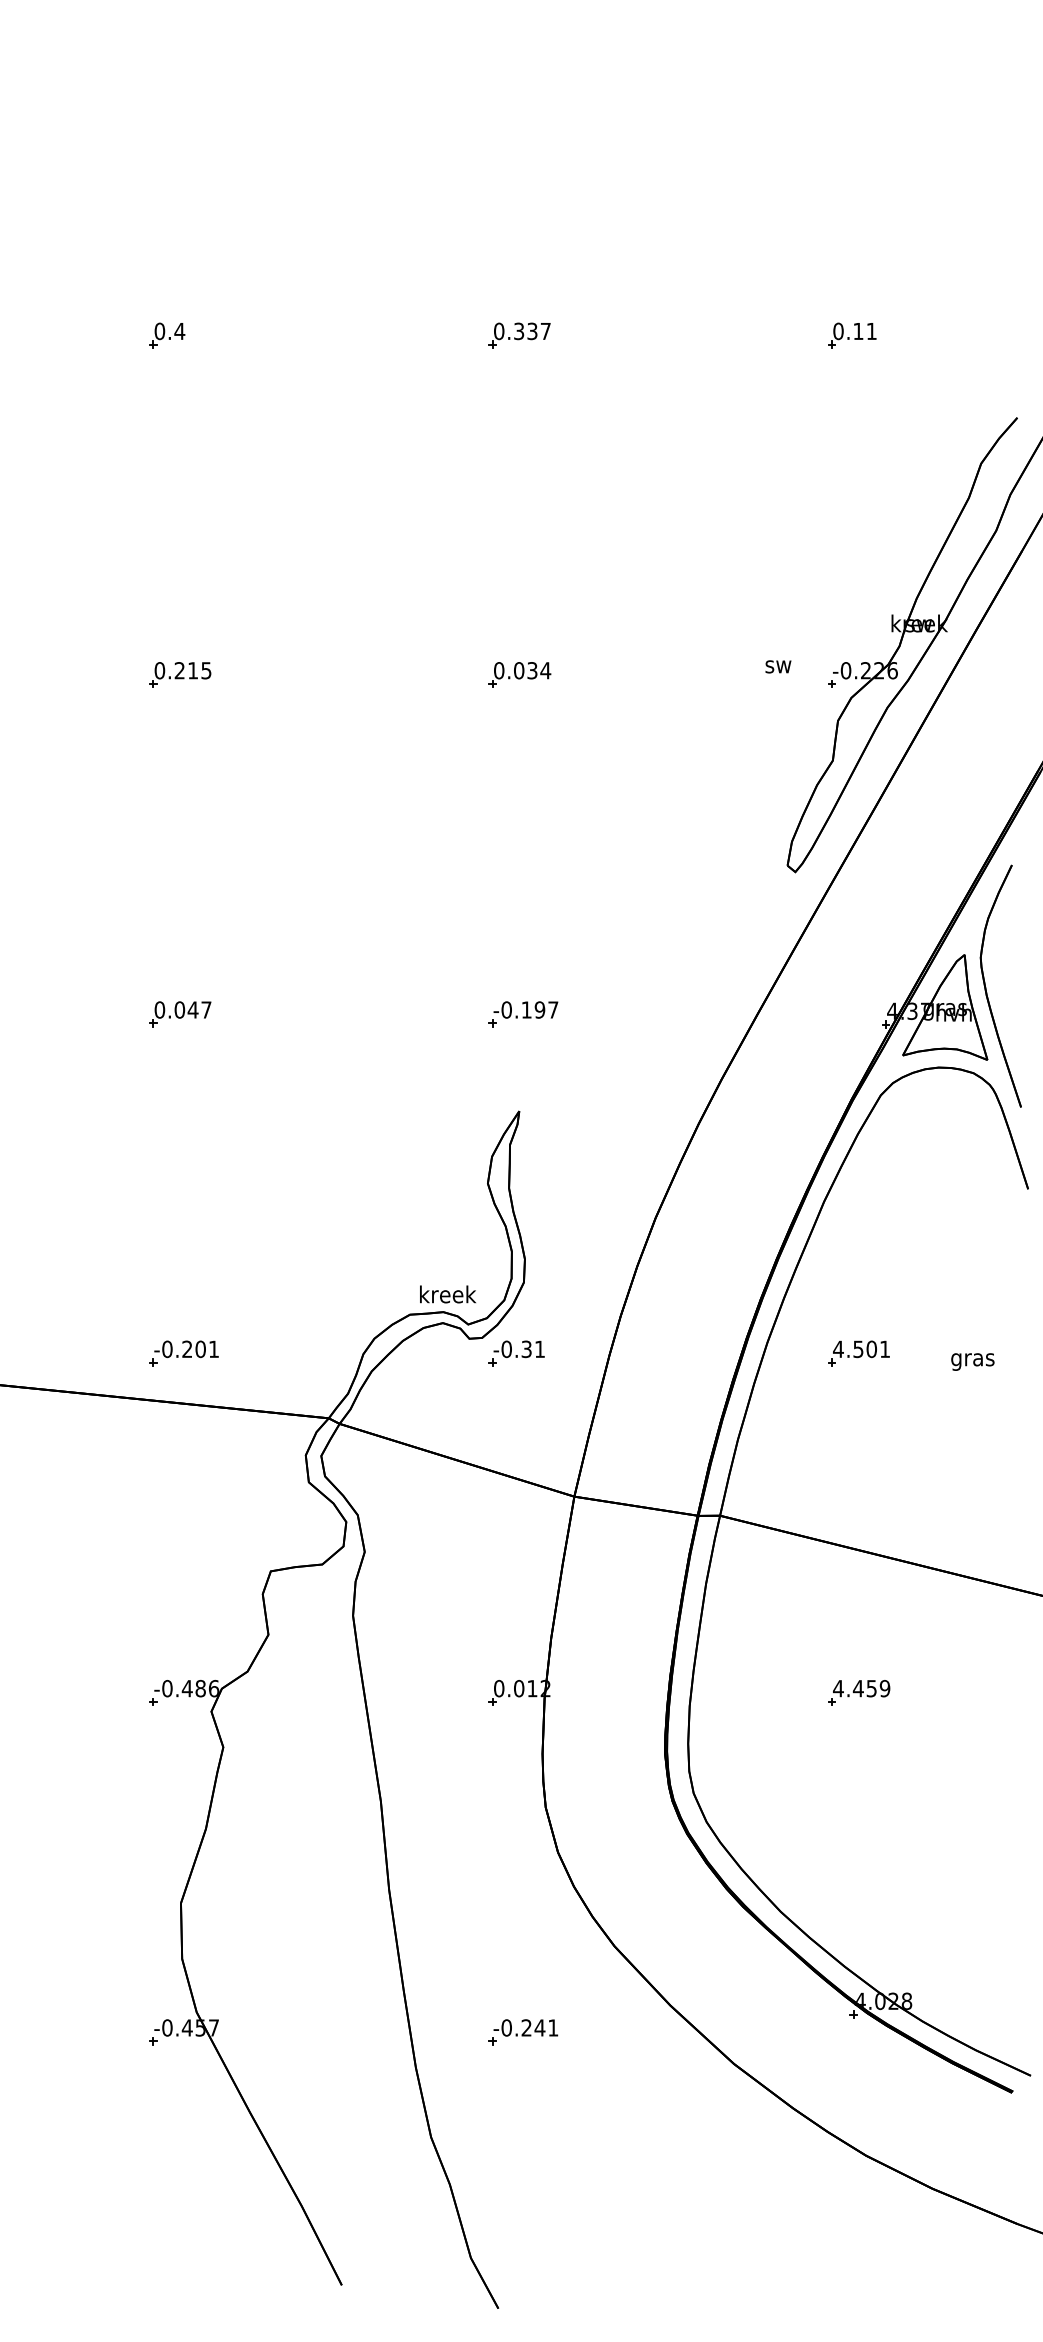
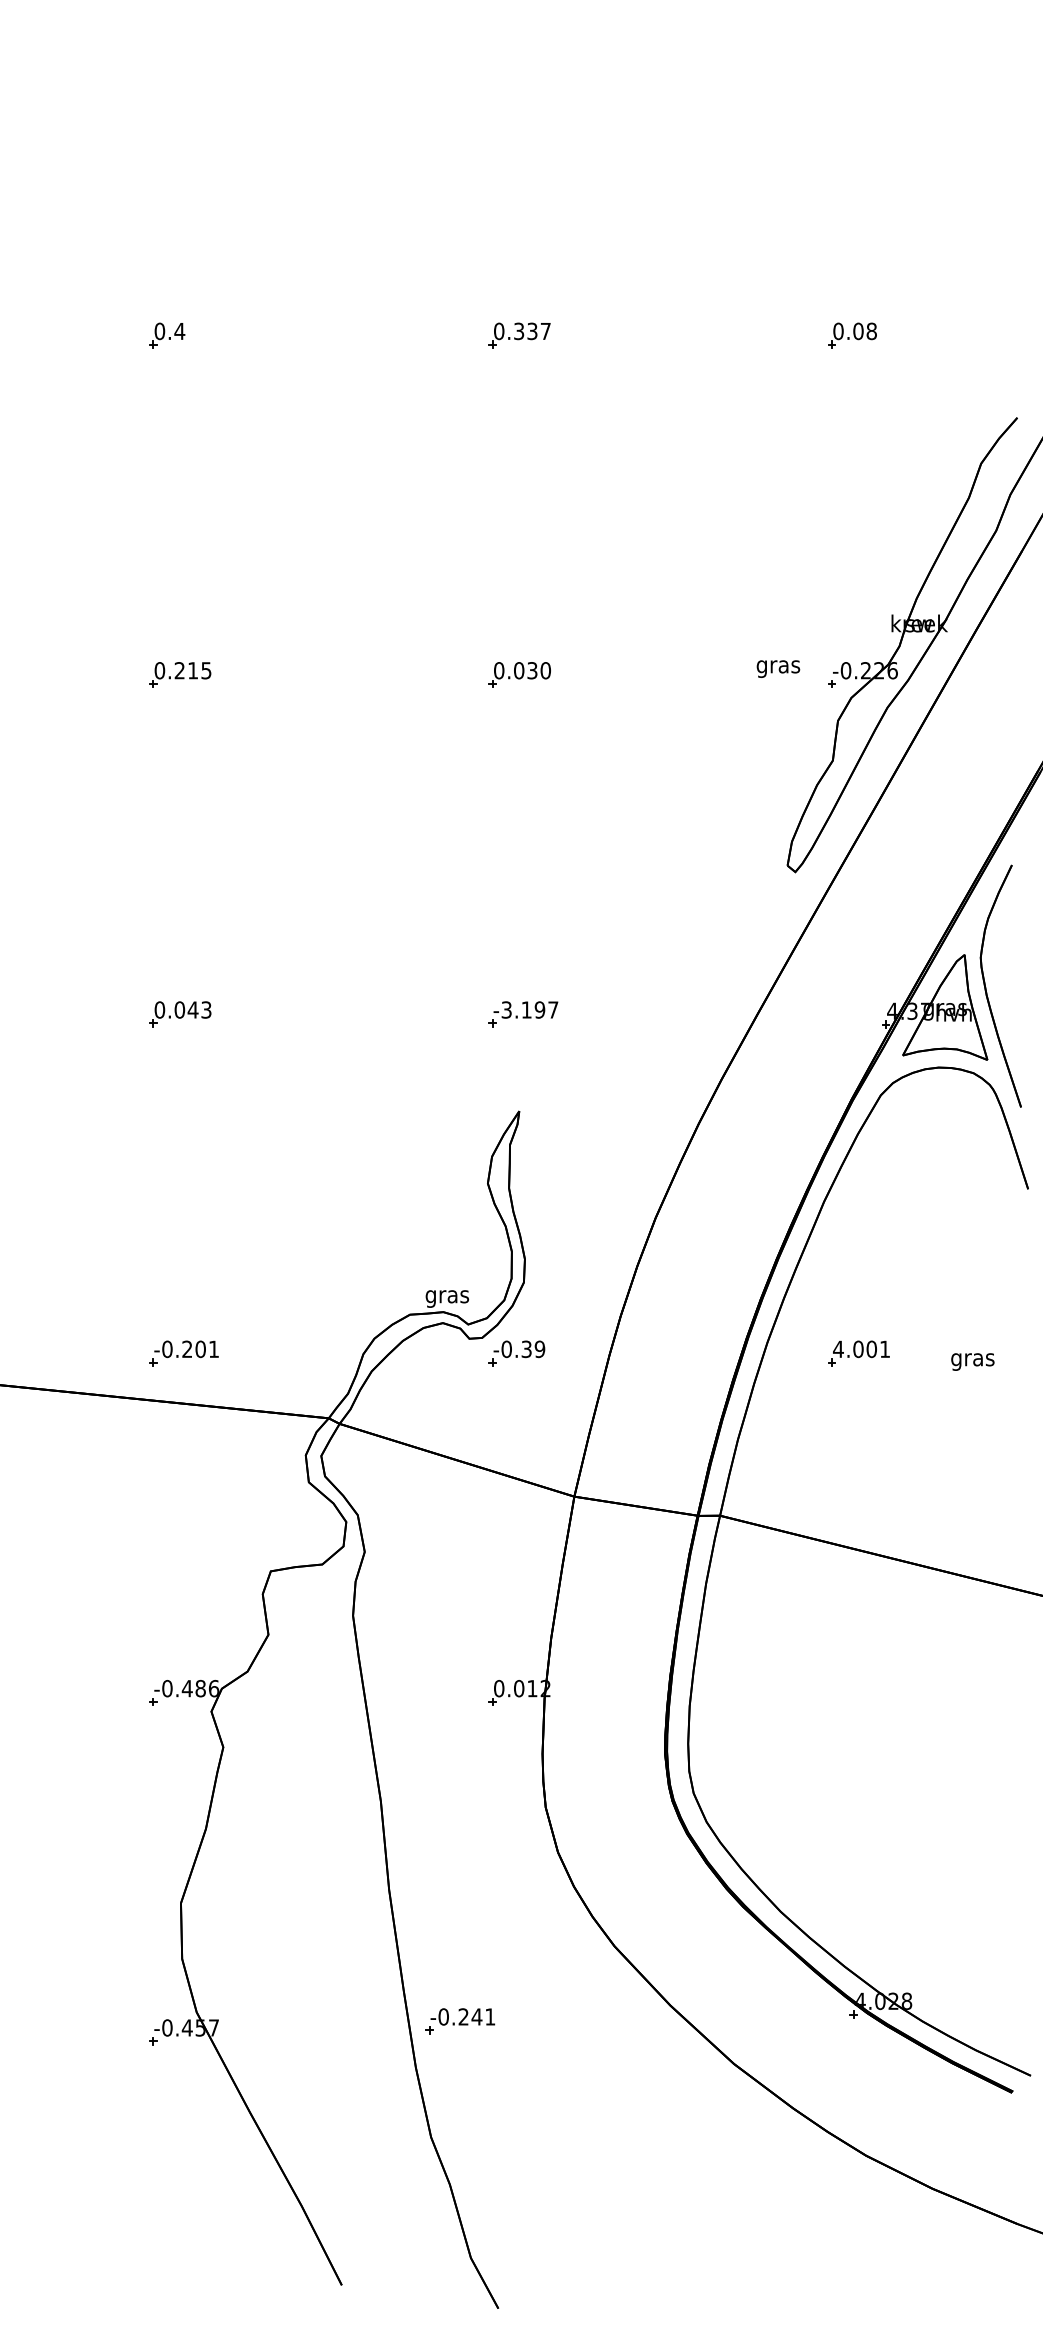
text: 0.11 -> 0.08 (864, 331)
text: sw -> gras (778, 668)
text: 0.034 -> 0.030 (545, 670)
text: 0.047 -> 0.043 (206, 1009)
text: -0.197 -> -3.197 (506, 1009)
text: kreek -> gras (448, 1296)
text: -0.31 -> -0.39 (539, 1349)
text: 4.501 -> 4.001 (858, 1349)
part: present -> none (859, 1692)
part position: (523, 2032) -> (460, 2021) (460, 2021)
